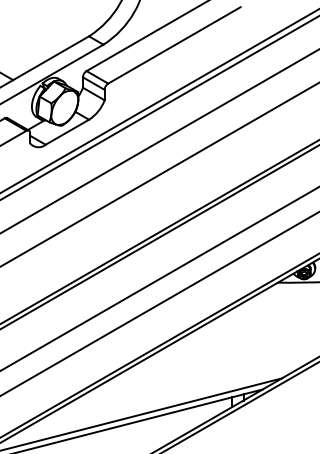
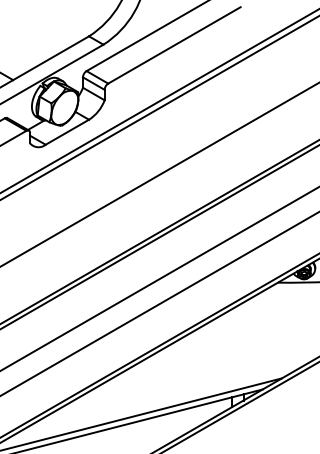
line: present -> none (159, 141)
